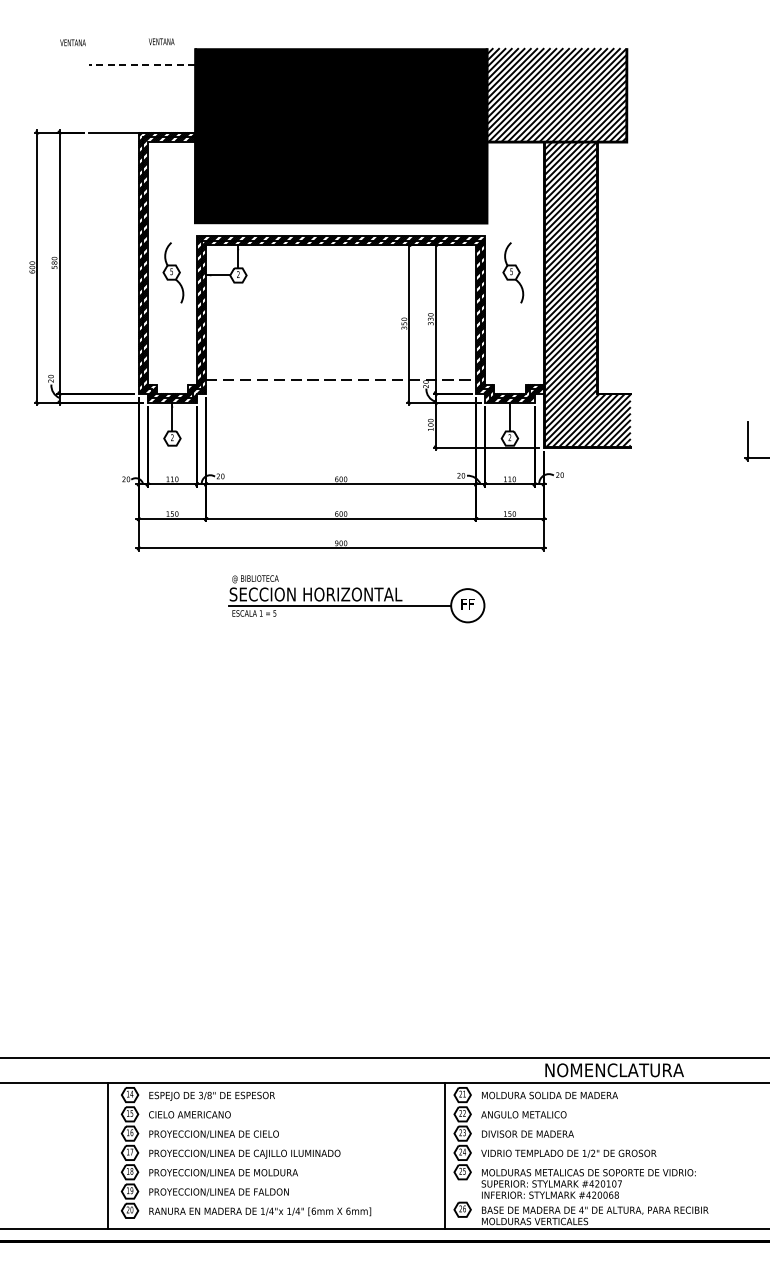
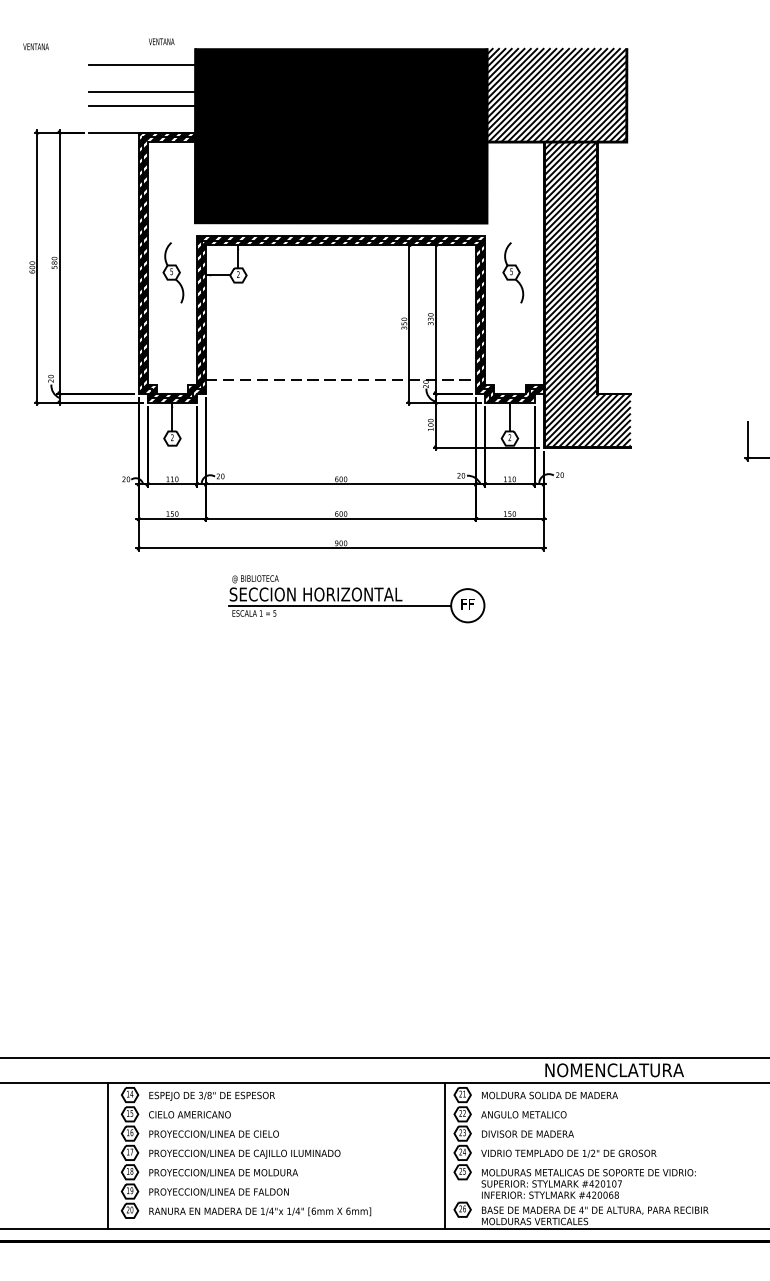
text position: (72, 42) -> (35, 46) (35, 46)
line: dashed -> solid (141, 65)
line: none -> present (141, 92)
line: none -> present (141, 105)
